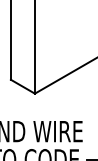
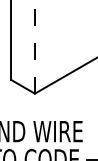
line: solid -> dashed (34, 46)
